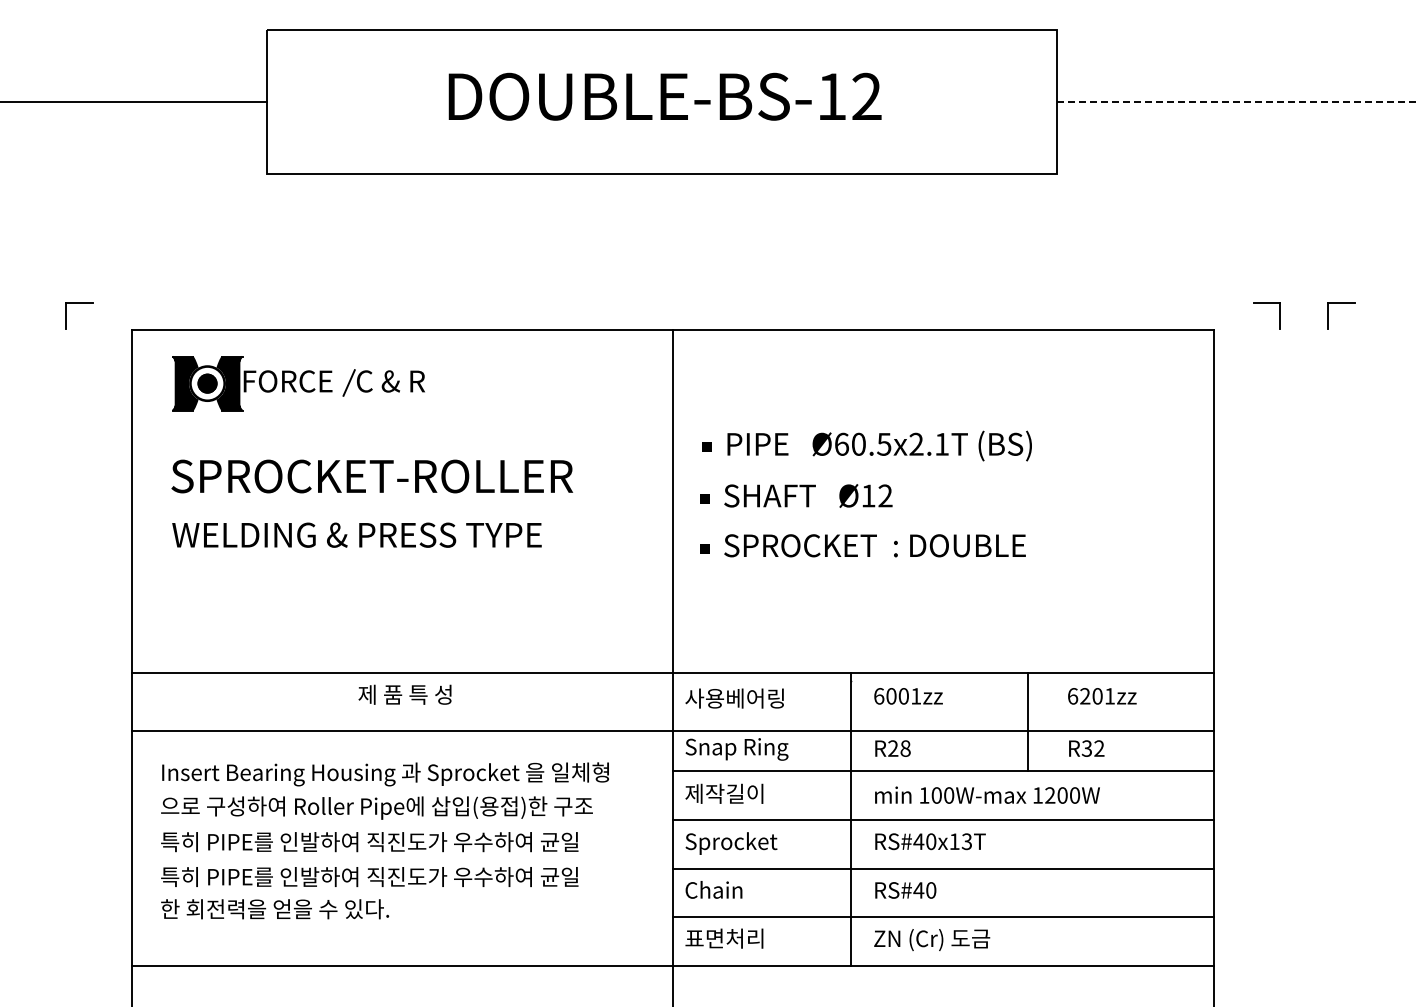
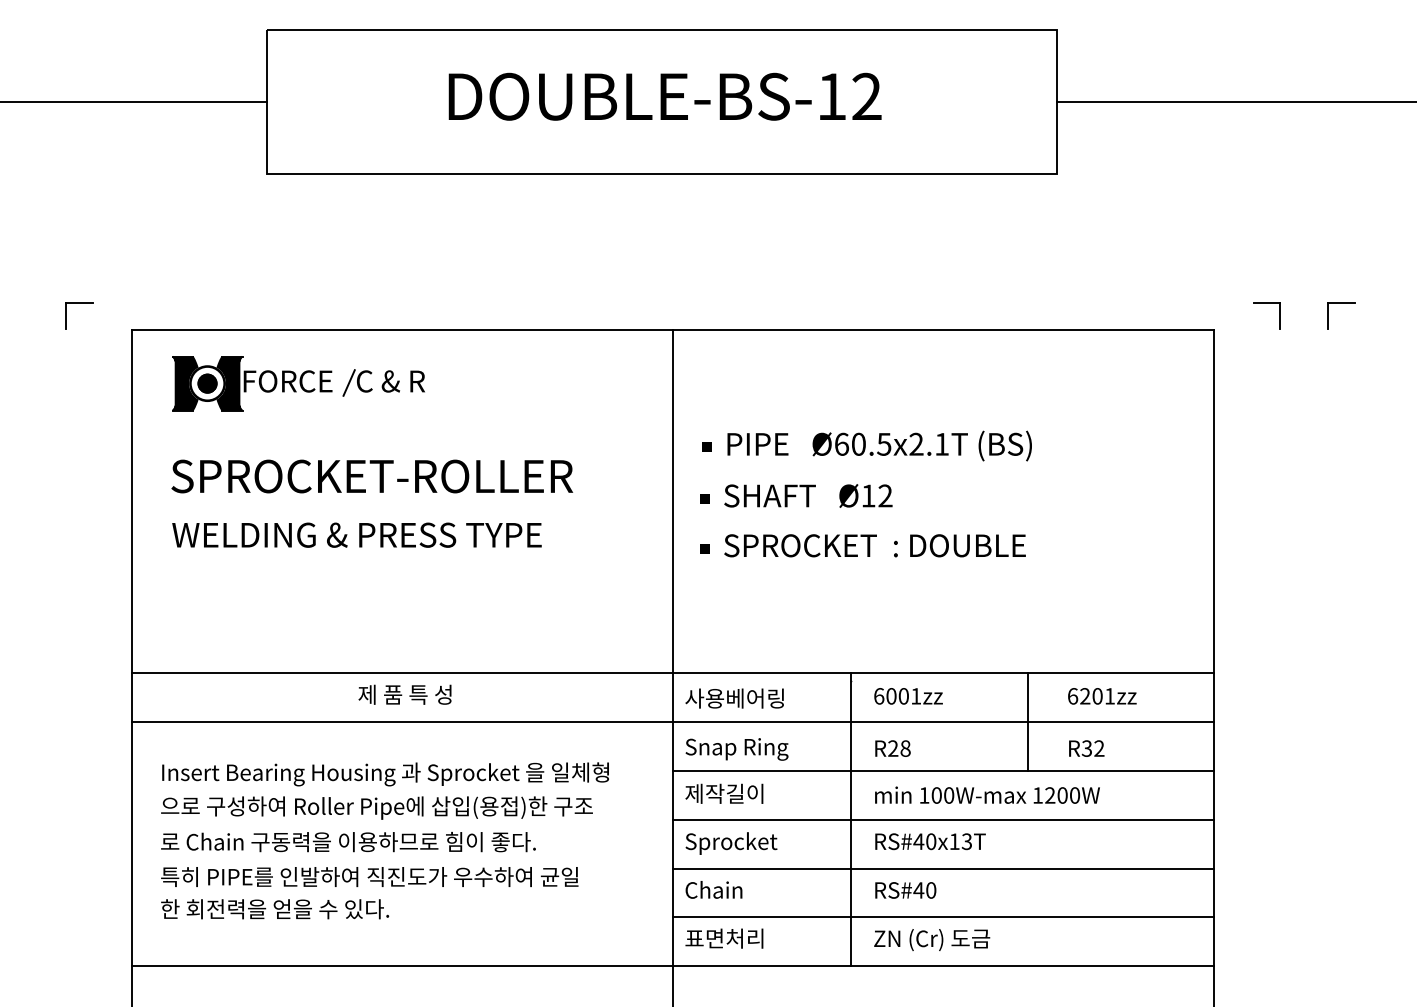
line: dashed -> solid (1237, 101)
line position: (673, 731) -> (673, 722) (673, 722)
text: 특히 PIPE를 인발하여 직진도가 우수하여 균일 -> 로 Chain 구동력을 이용하므로 힘이 좋다. (369, 841)
